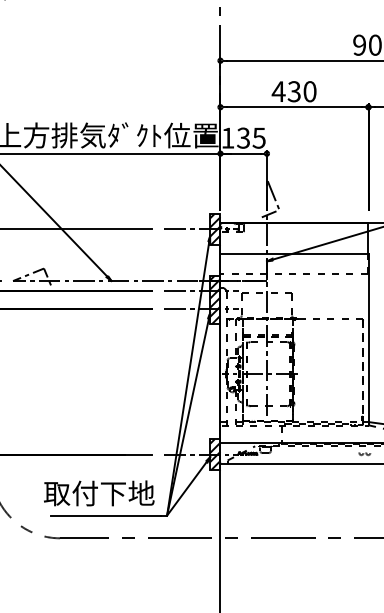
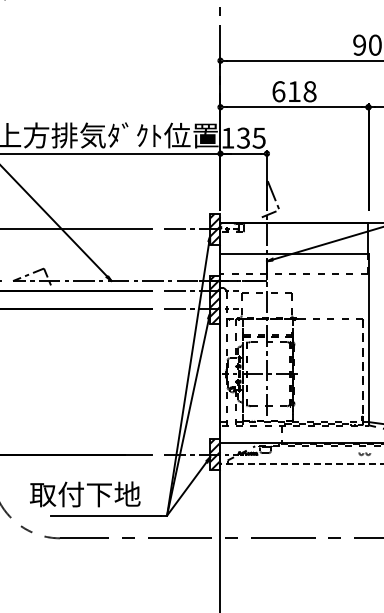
text: 430 -> 618 (293, 91)
line: solid -> dashed (301, 463)
text position: (99, 493) -> (85, 494) (85, 494)
